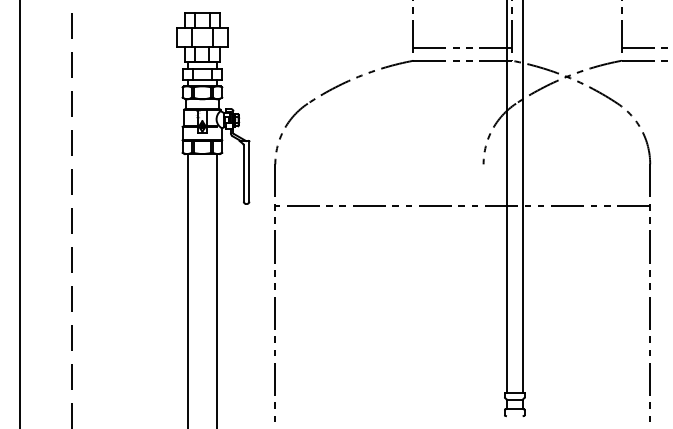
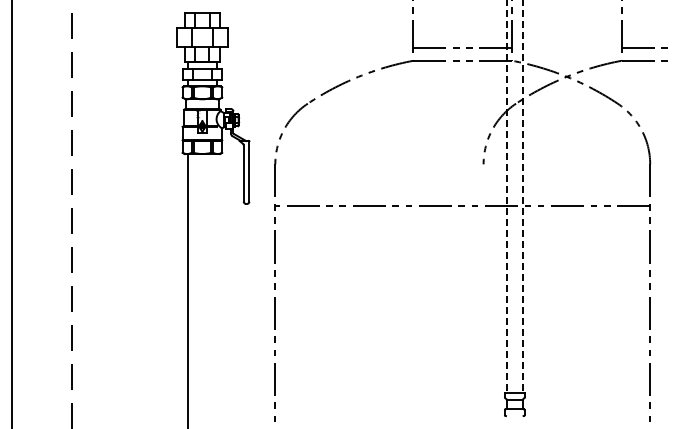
line: solid -> dashed (506, 196)
line: solid -> dashed (522, 196)
line position: (20, 213) -> (12, 213) (12, 213)
line: present -> none (216, 289)
